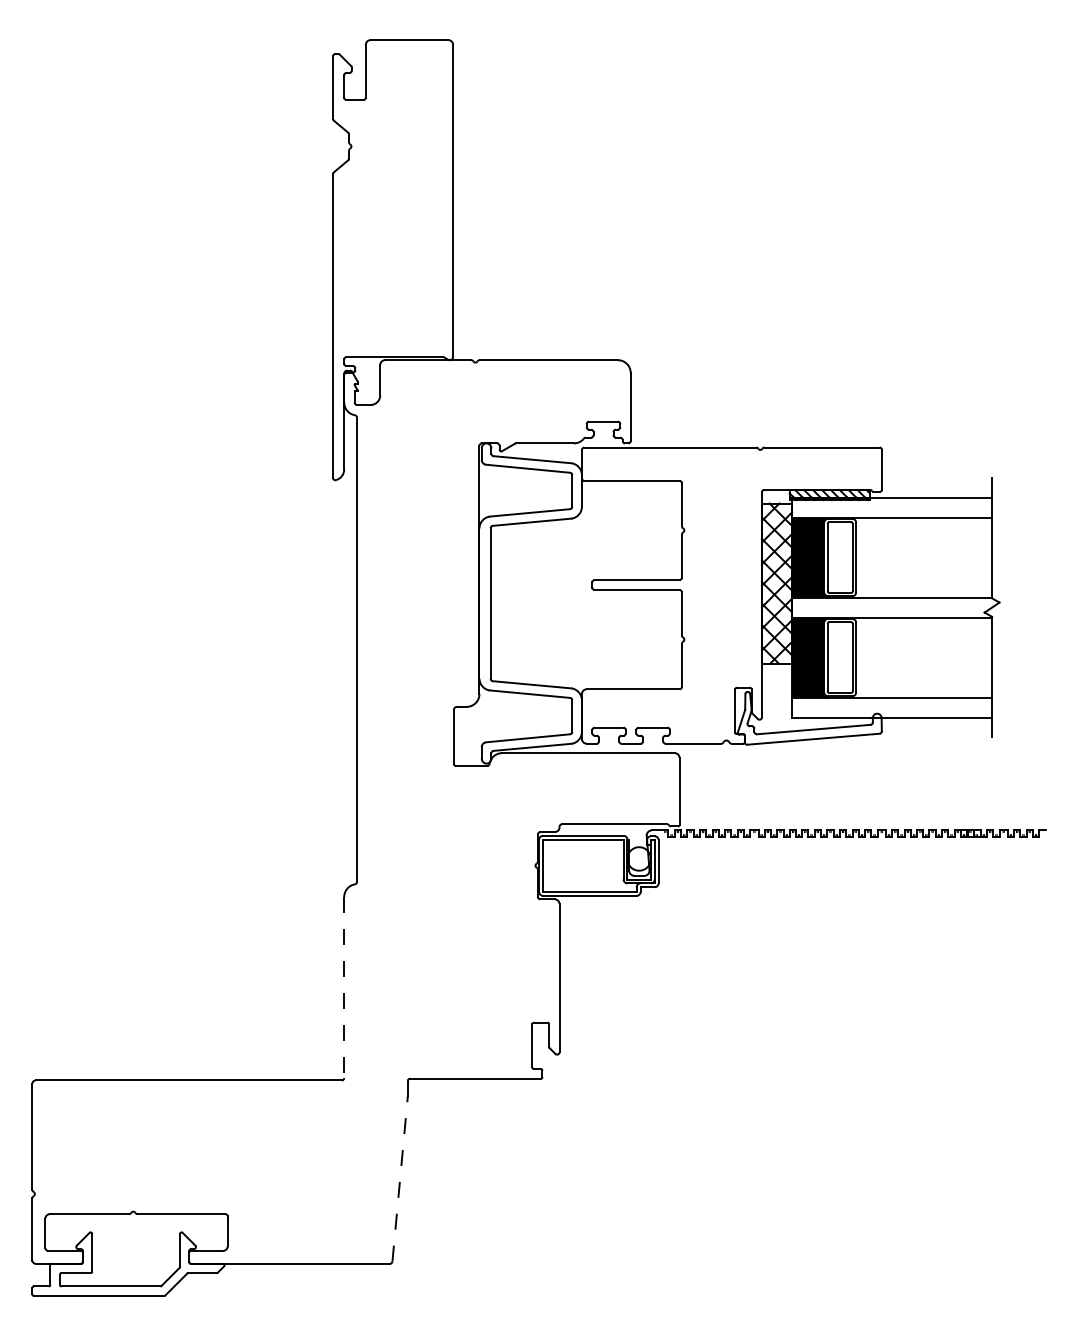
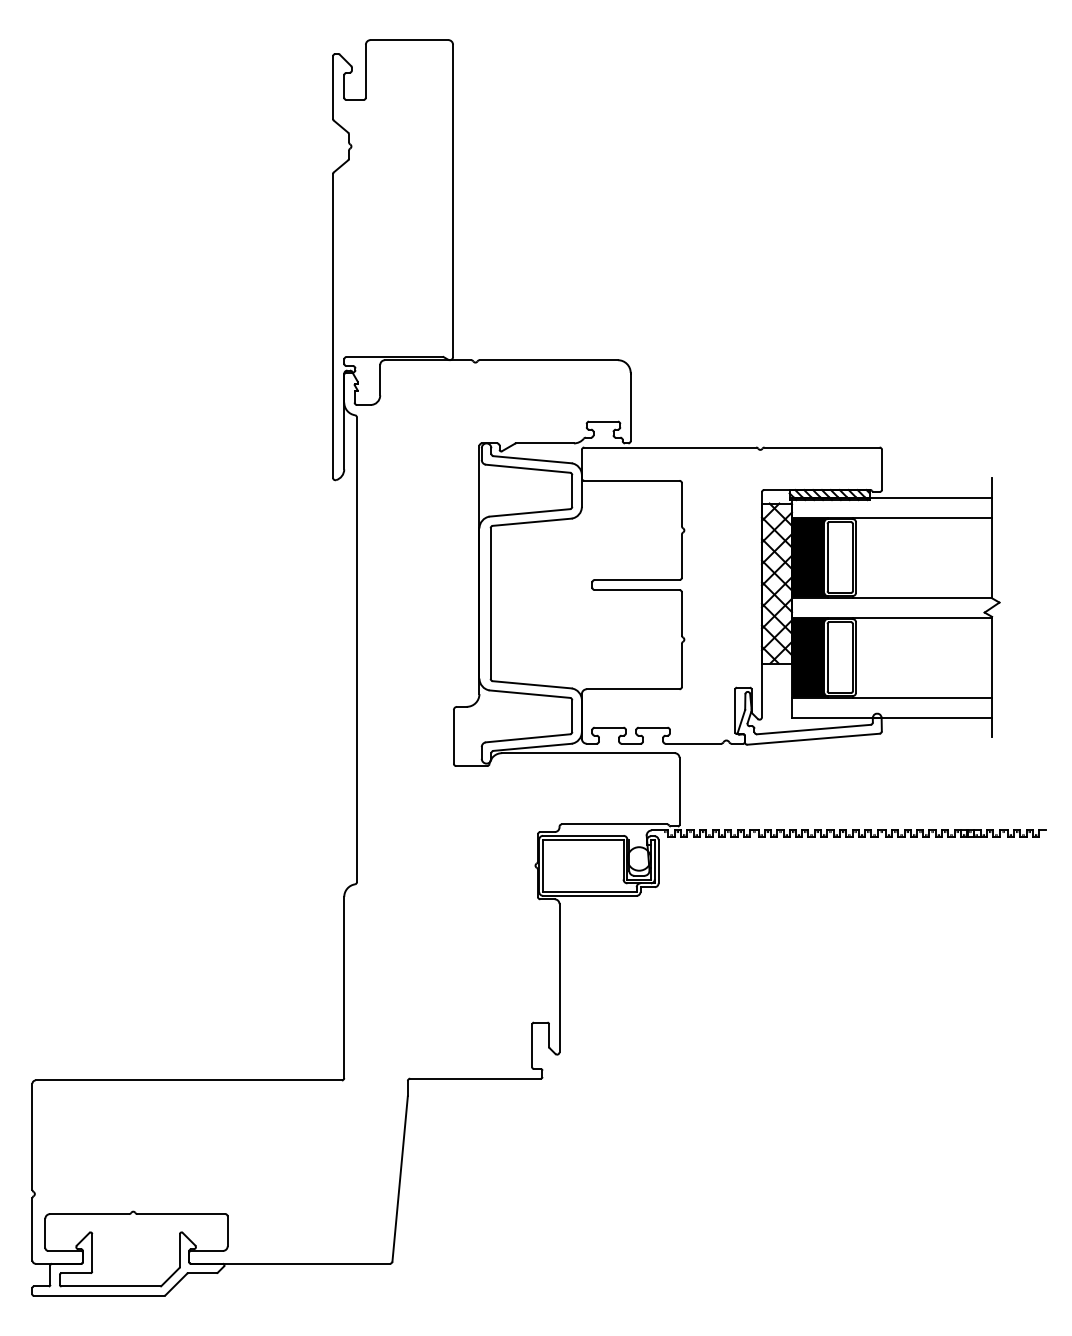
line: dashed -> solid (344, 987)
line: dashed -> solid (400, 1179)
